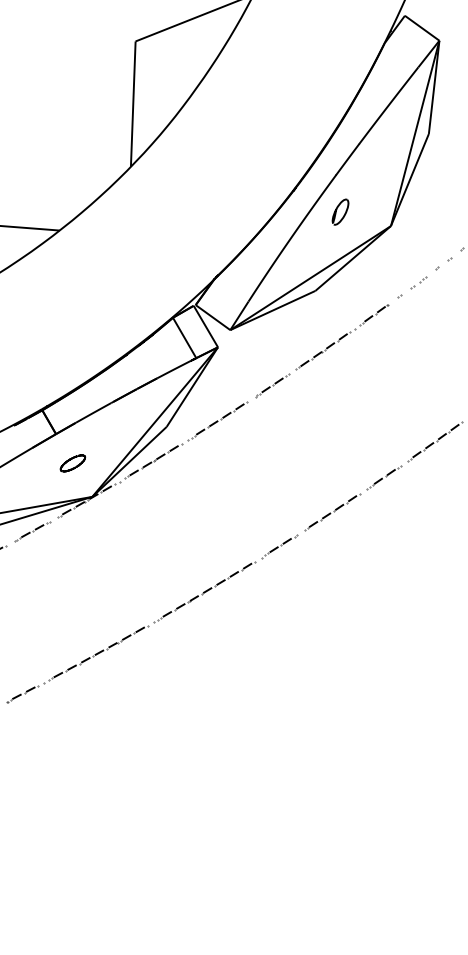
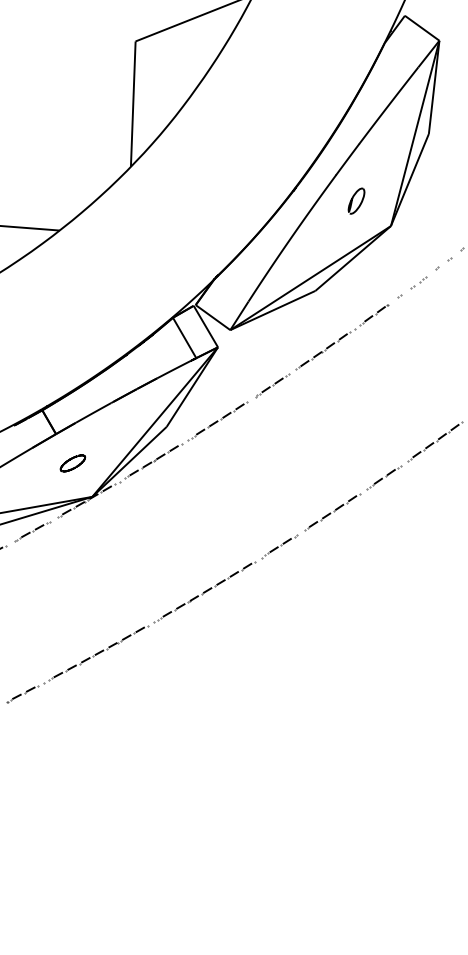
part position: (340, 211) -> (356, 200) (356, 200)
